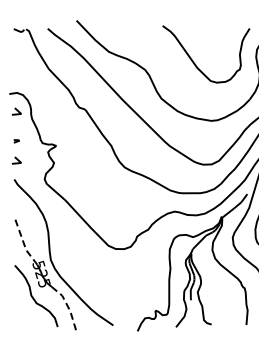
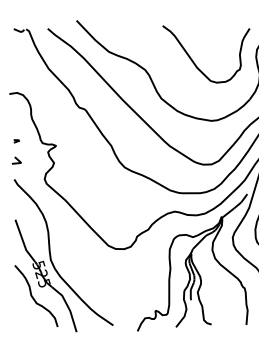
line: present -> none (16, 110)
line: dashed -> solid (23, 242)
line: dashed -> solid (68, 307)
